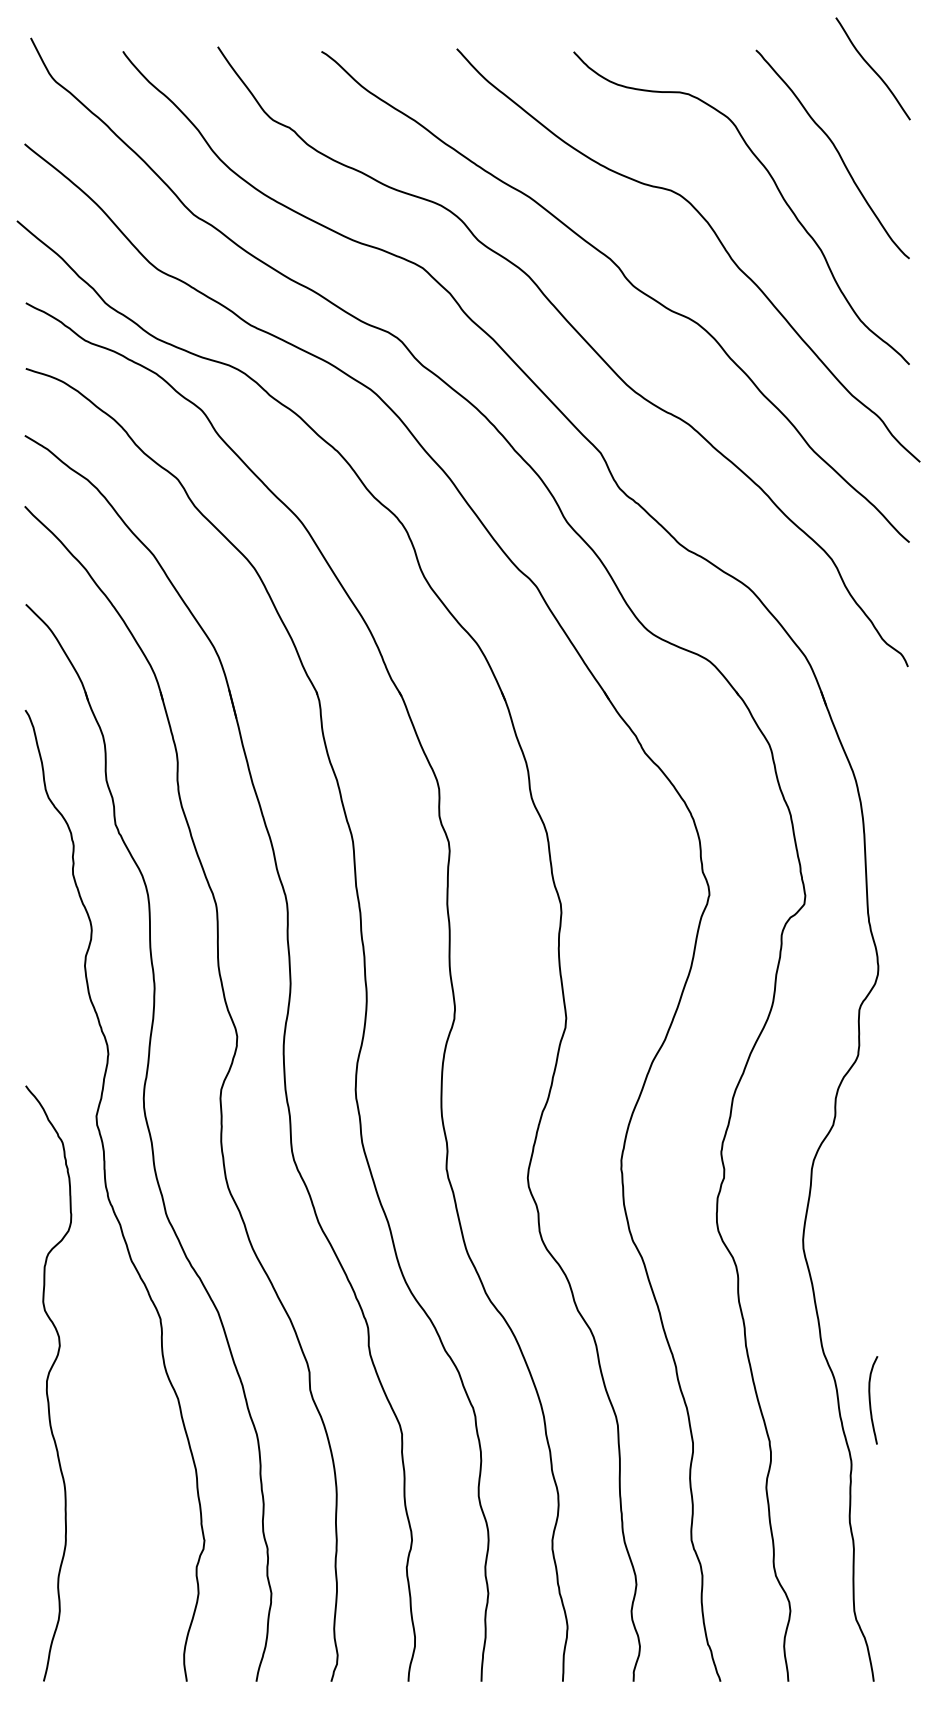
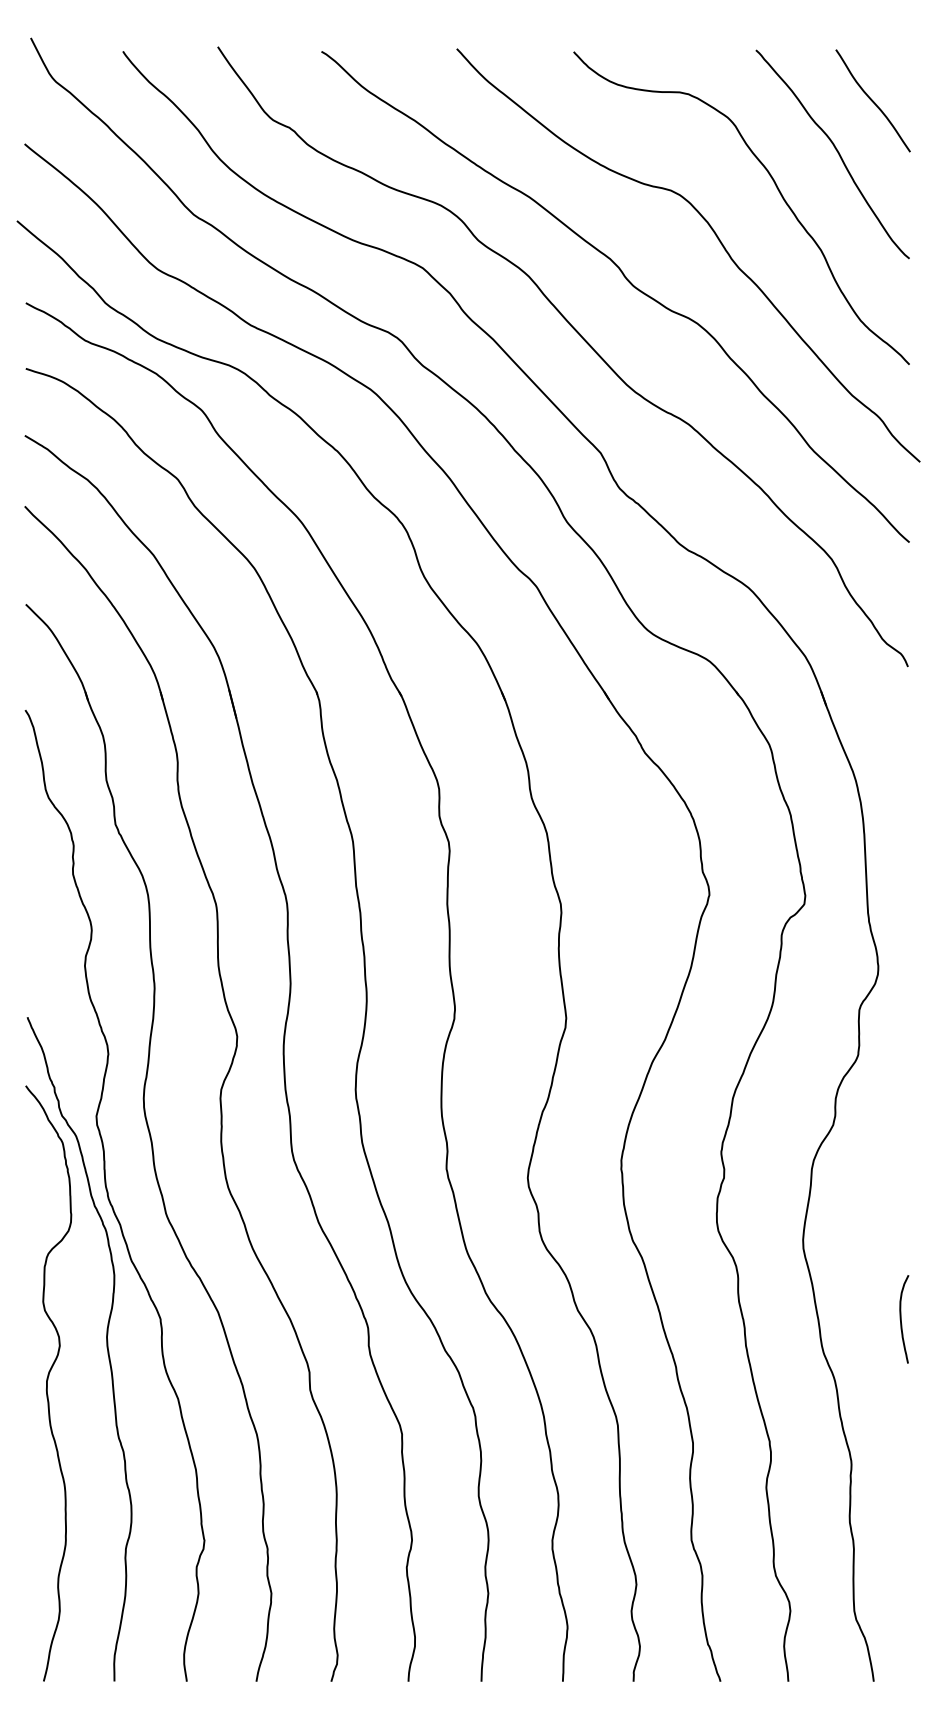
curve position: (872, 68) -> (872, 100) (872, 100)
curve: none -> present (106, 1348)
curve position: (870, 1400) -> (901, 1319) (901, 1319)
